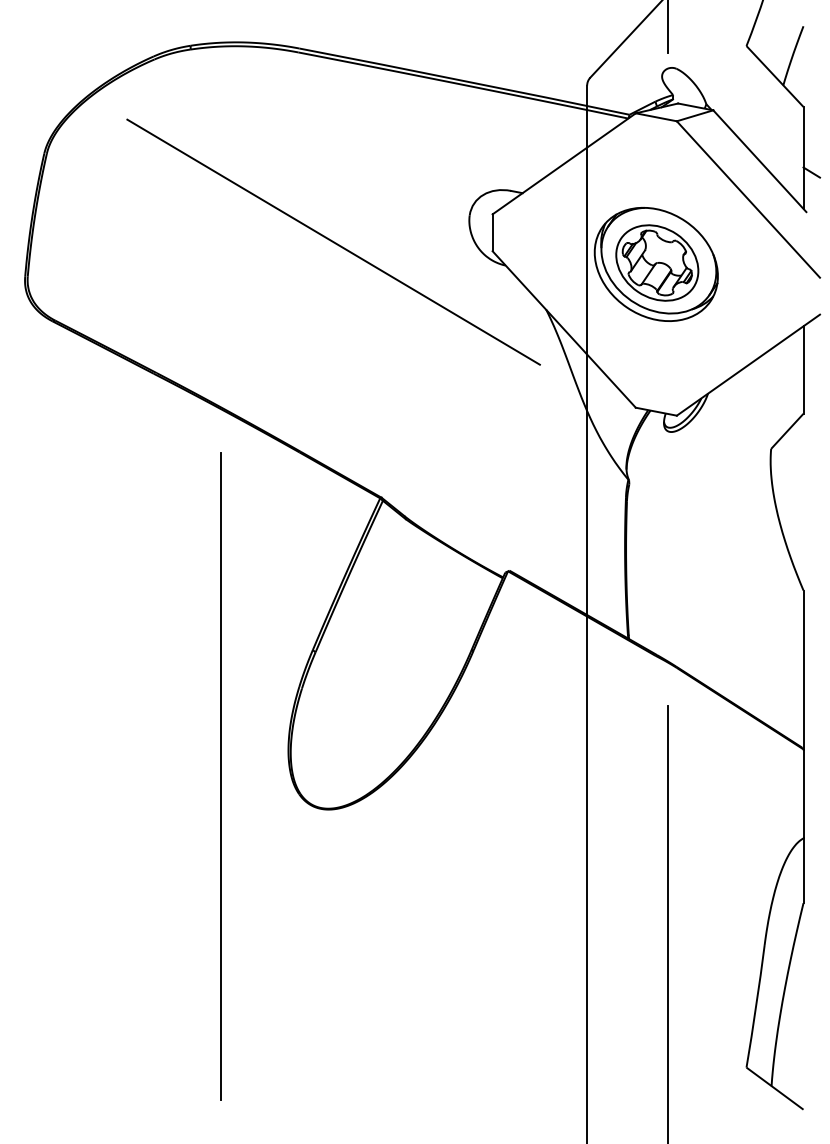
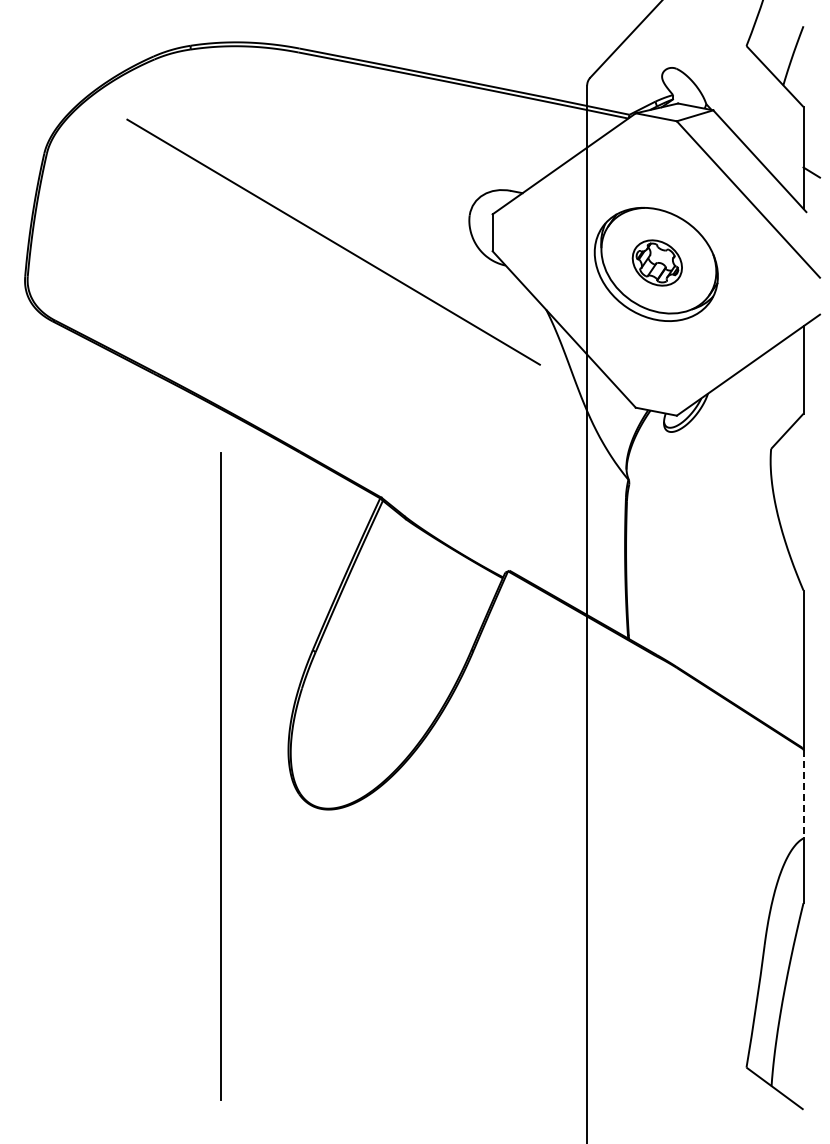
line: present -> none (667, 27)
part size: 85x78 px -> 52x48 px (656, 262)
line: solid -> dashed (803, 794)
line: present -> none (667, 923)
